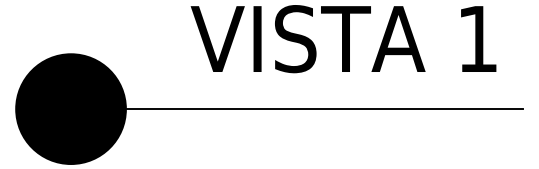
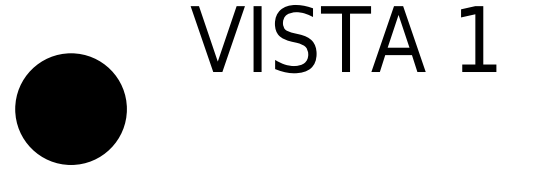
line: present -> none (323, 109)
